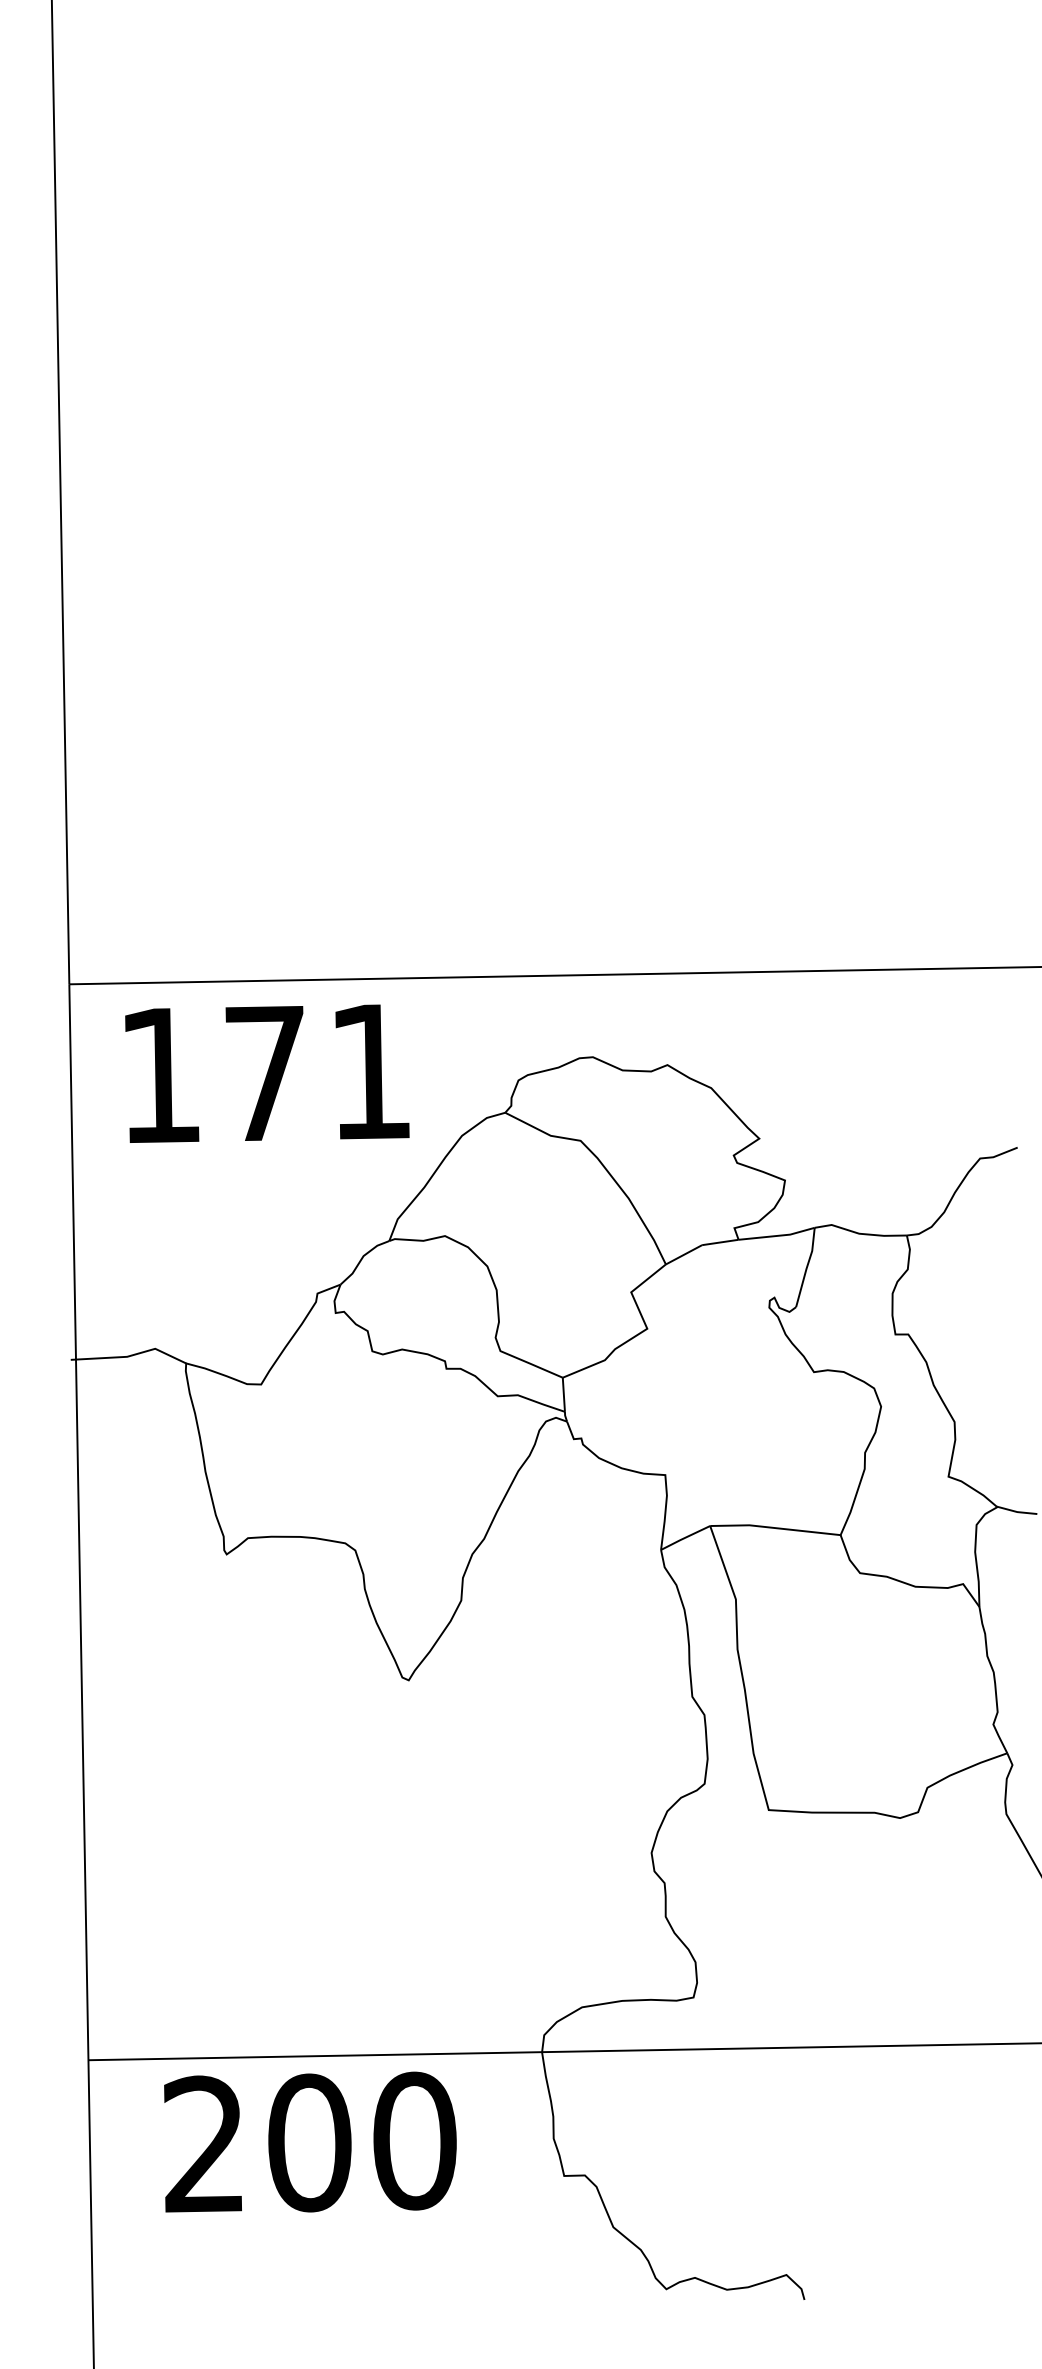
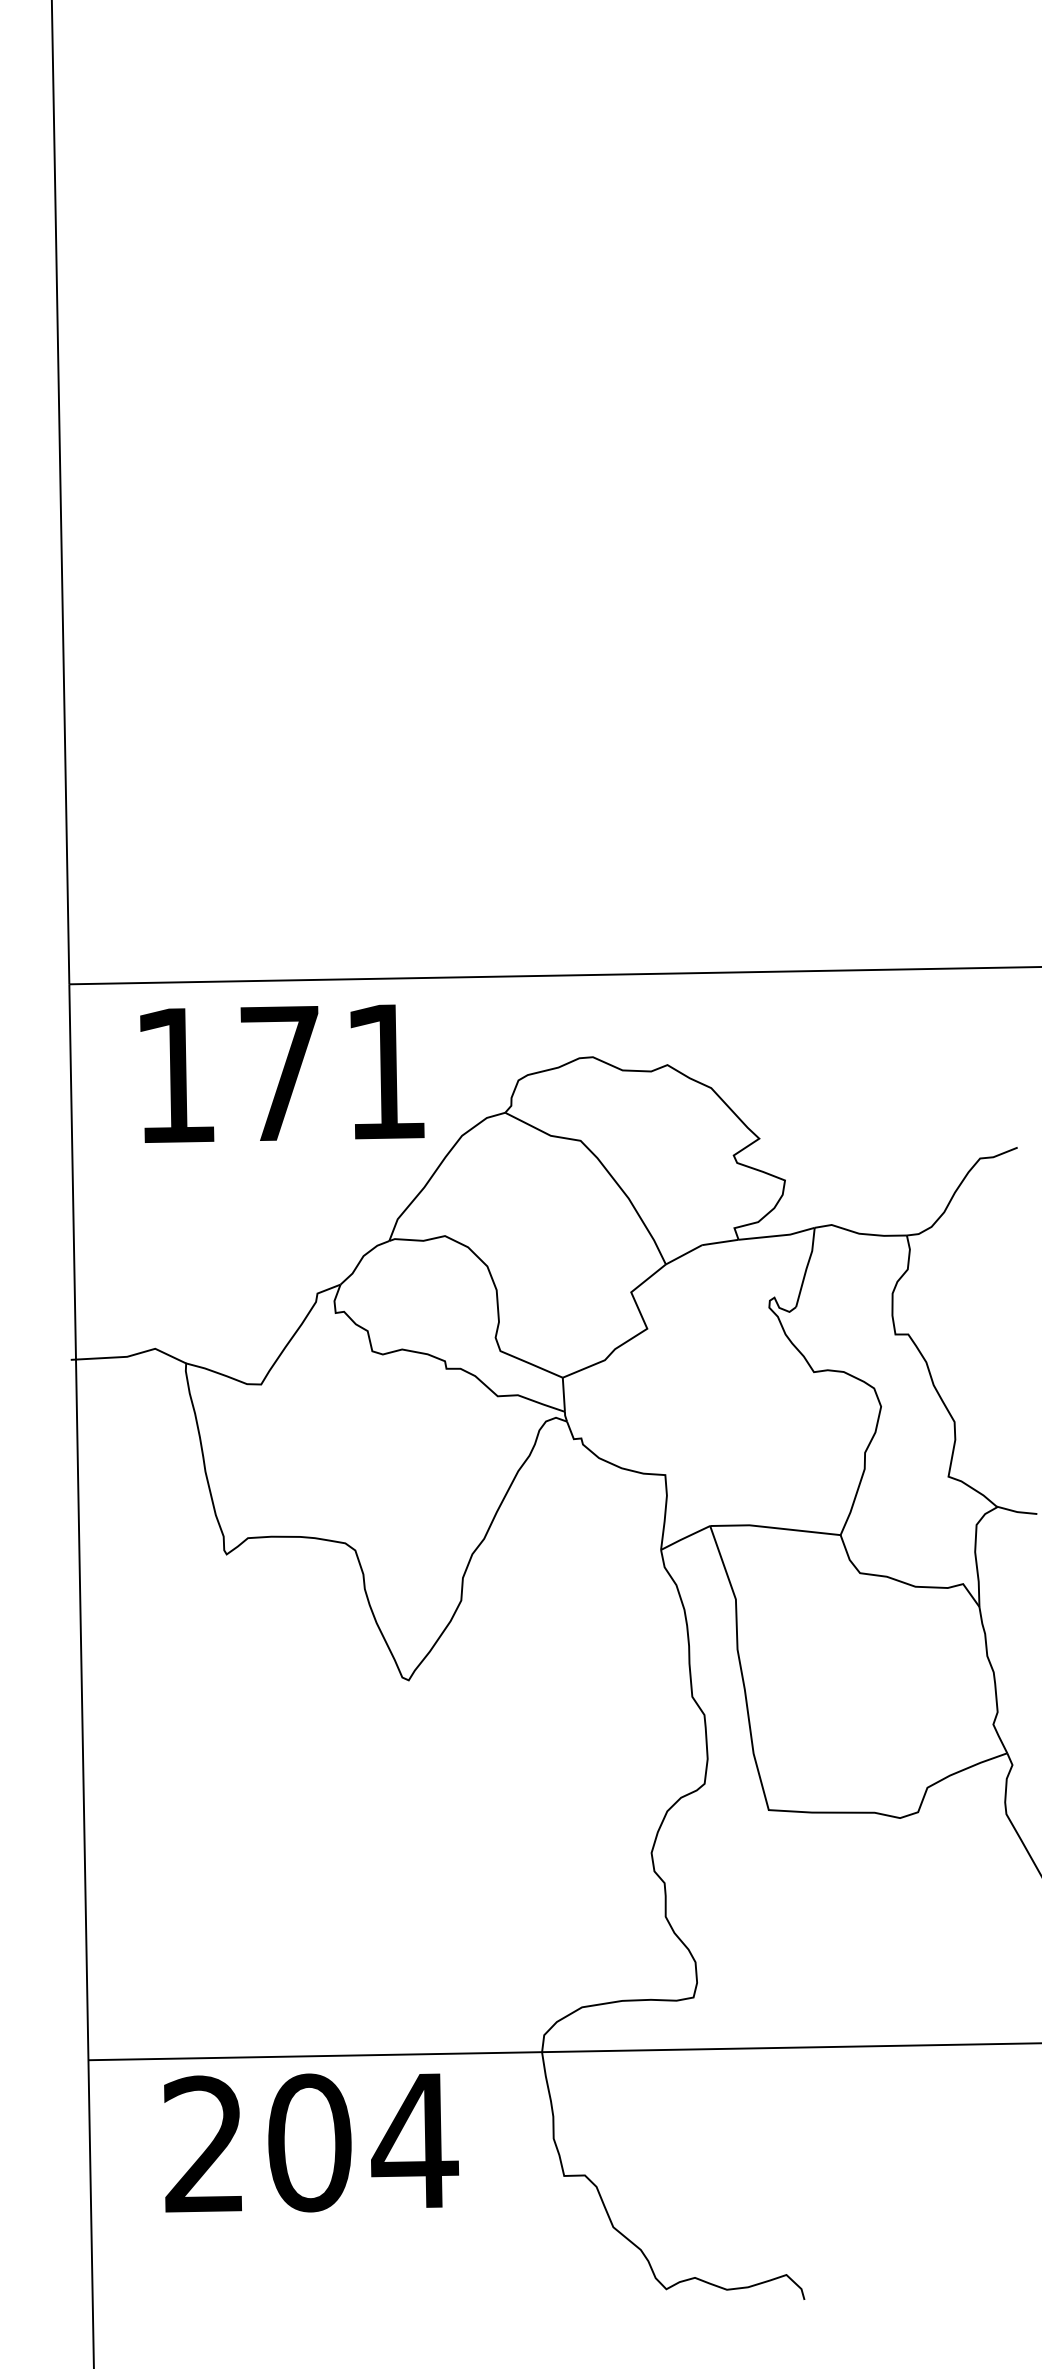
text position: (267, 1073) -> (282, 1073) (282, 1073)
text: 200 -> 204 (415, 2140)
